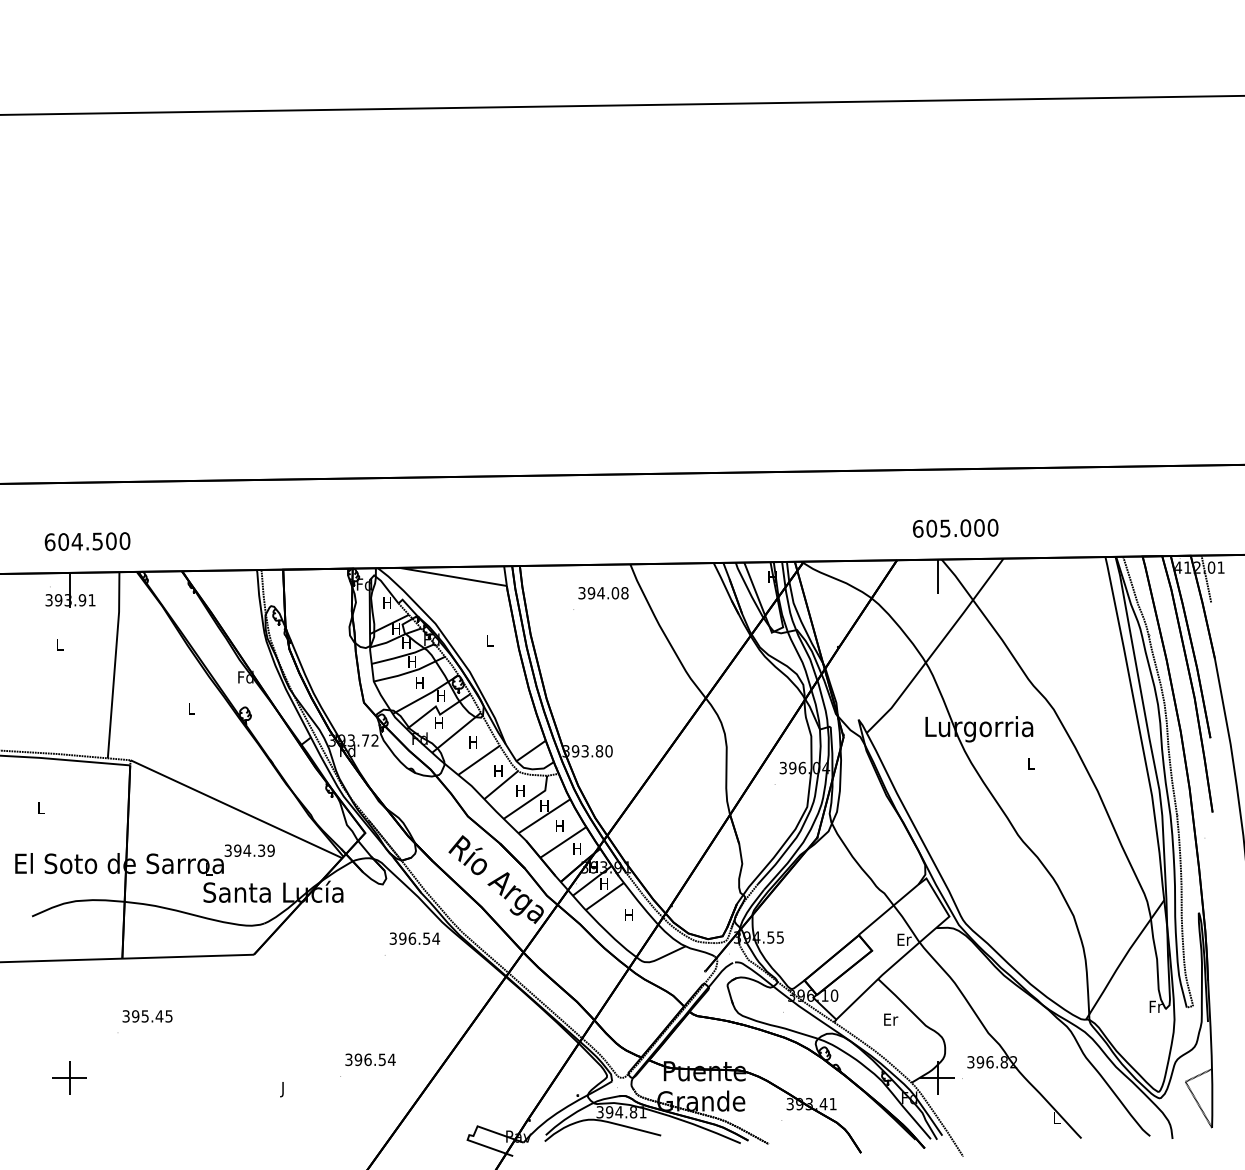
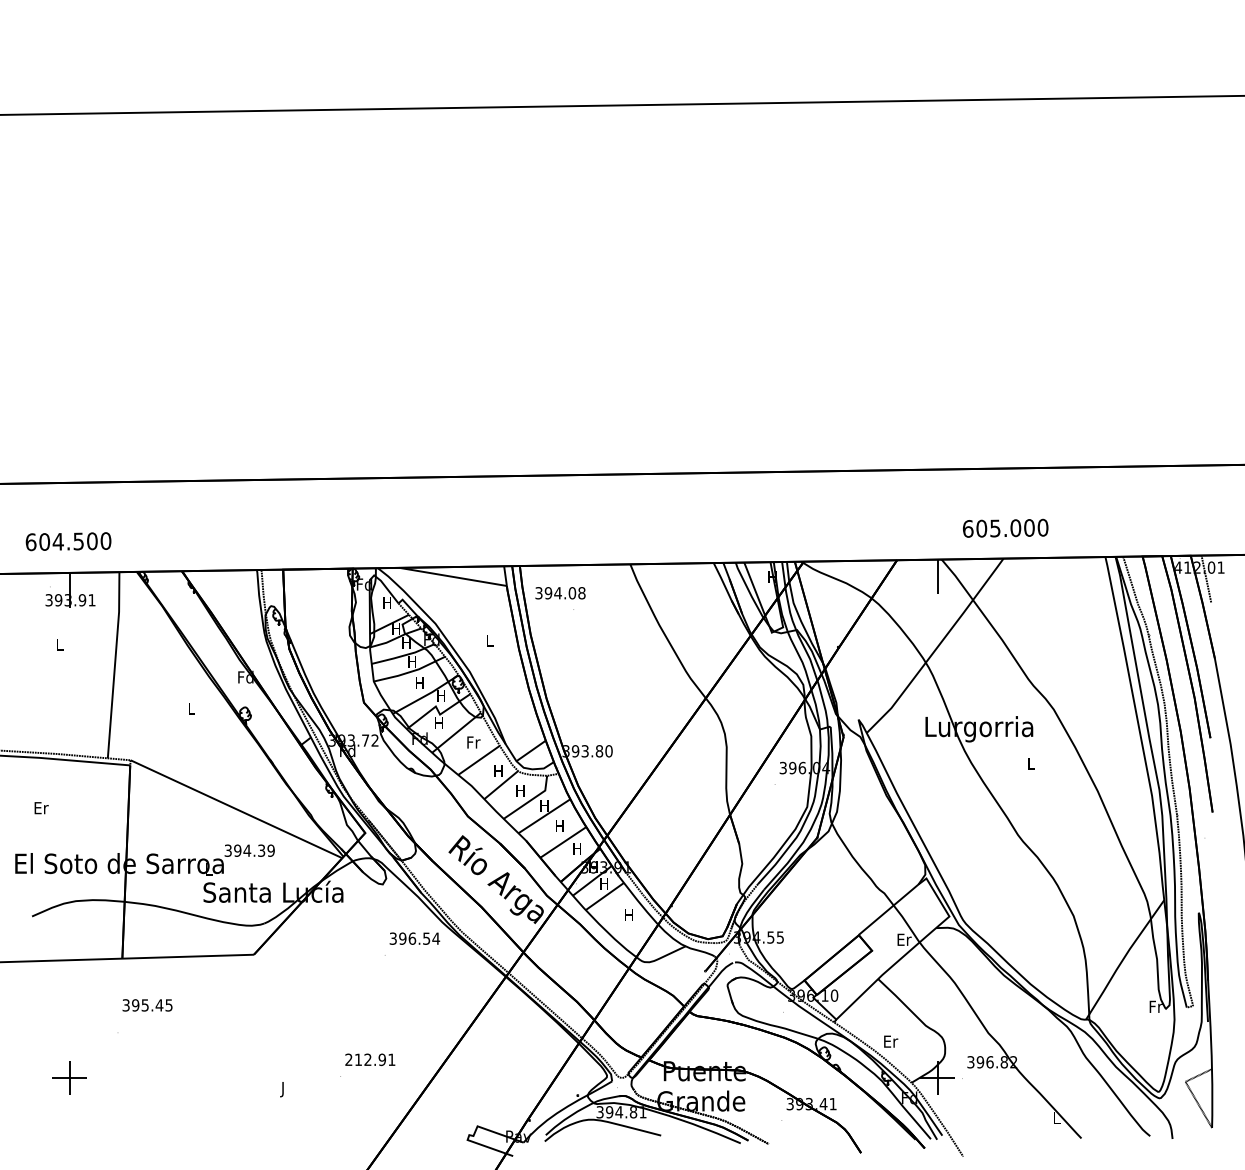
text position: (955, 527) -> (1005, 527) (1005, 527)
text position: (87, 541) -> (68, 541) (68, 541)
text position: (603, 593) -> (560, 593) (560, 593)
text: H -> Fr (473, 742)
text: L -> Er (41, 808)
text position: (147, 1016) -> (147, 1005) (147, 1005)
text position: (891, 1019) -> (891, 1041) (891, 1041)
text: 396.54 -> 212.91 (370, 1059)
